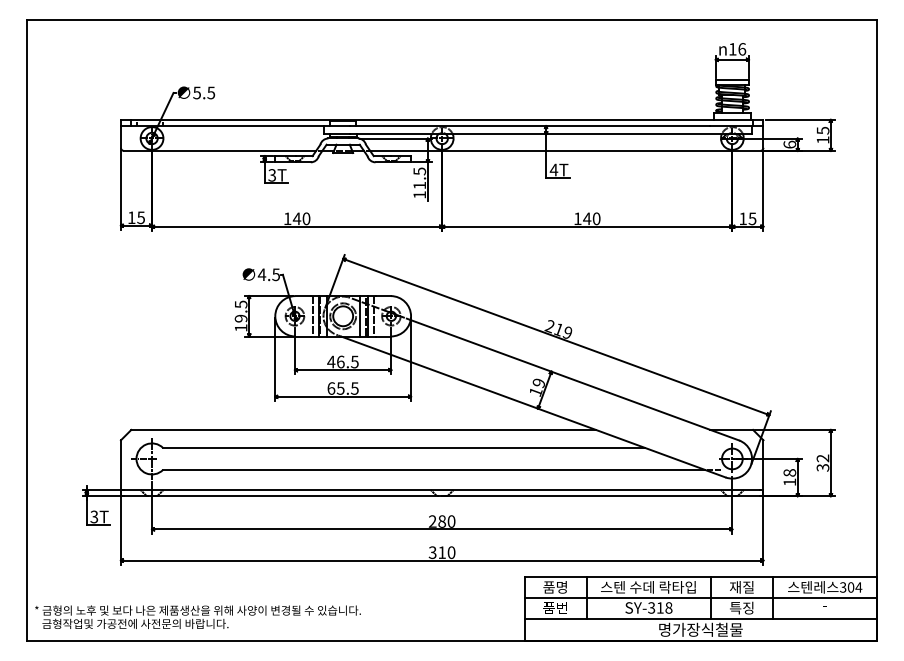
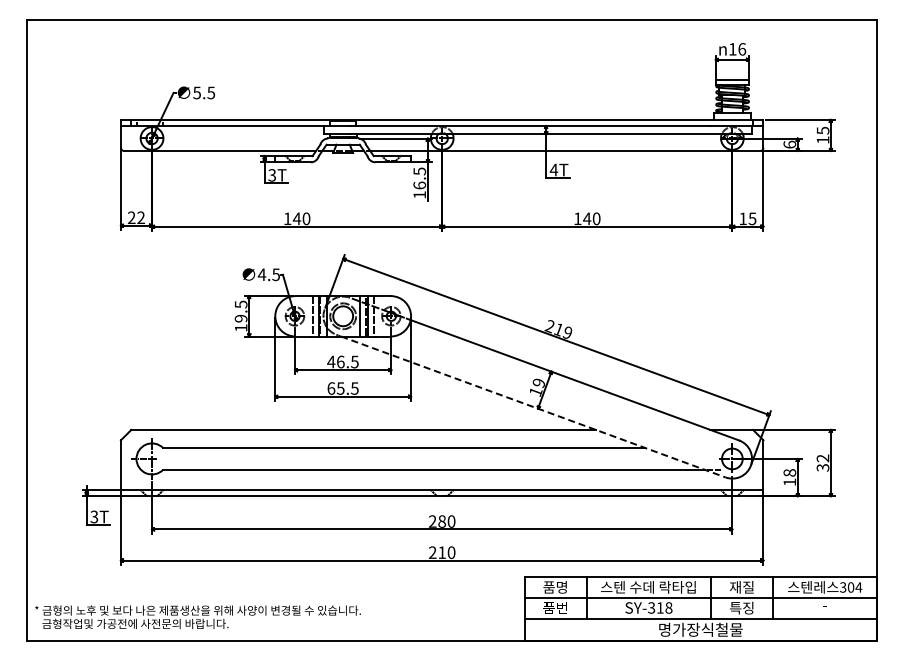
text: 11.5 -> 16.5 (419, 185)
text: 15 -> 22 (135, 217)
line: solid -> dashed (533, 406)
text: 310 -> 210 (432, 553)
